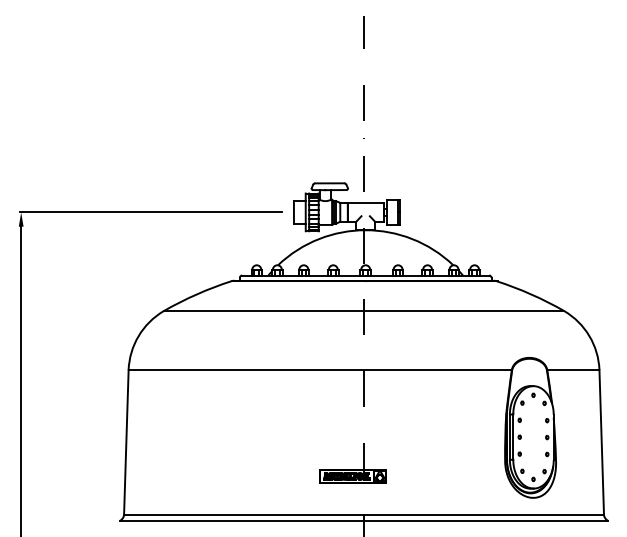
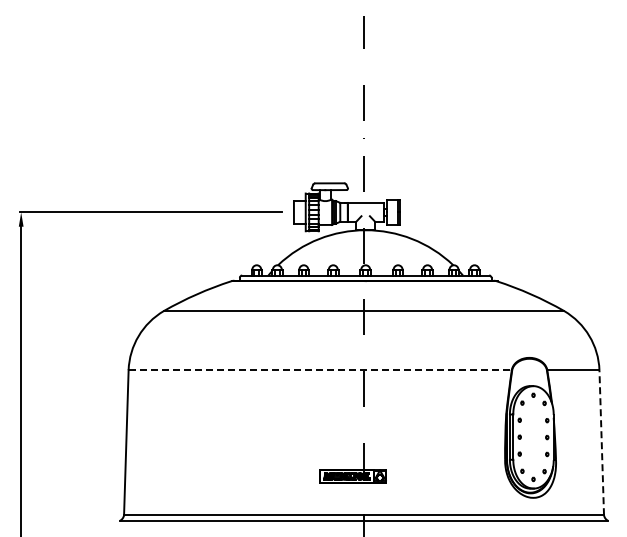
line: solid -> dashed (320, 370)
line: solid -> dashed (601, 442)
